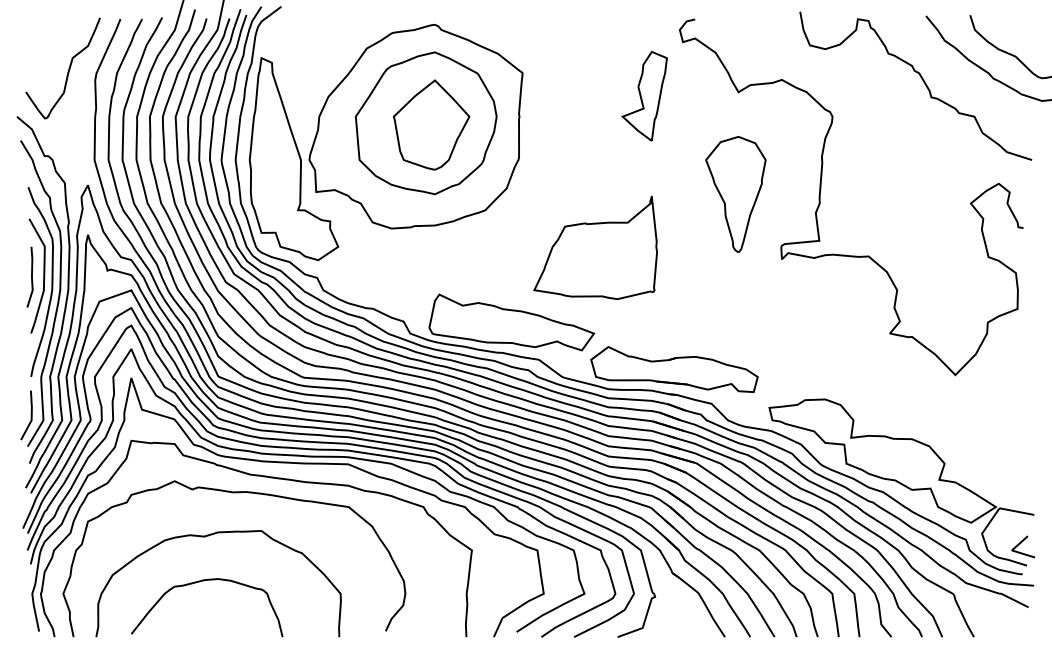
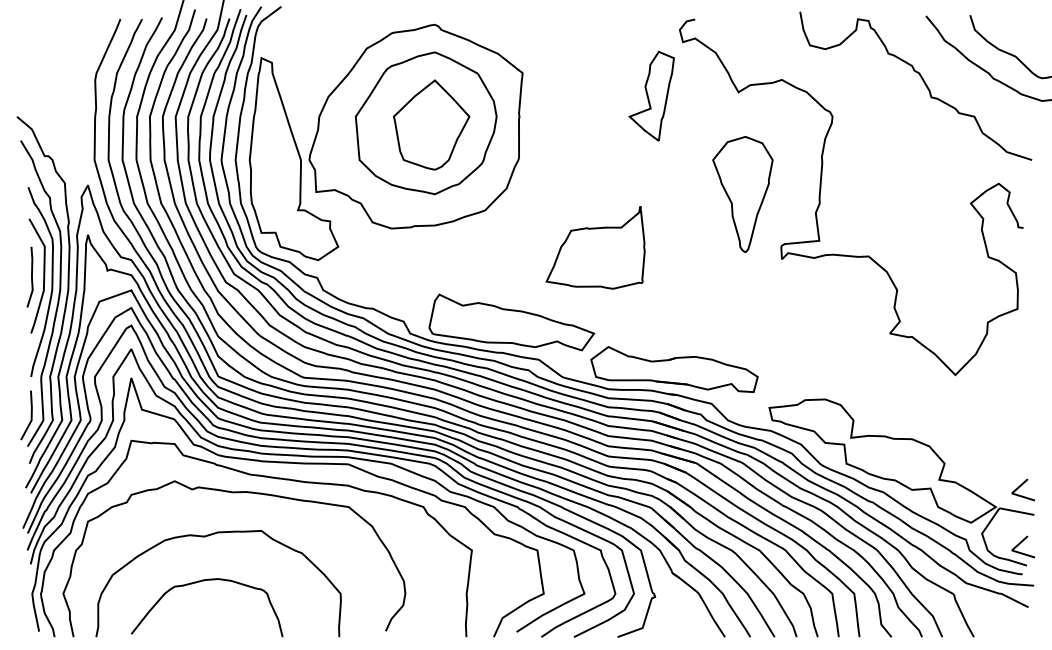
curve: present -> none (67, 71)
part position: (644, 95) -> (651, 95) (651, 95)
part position: (735, 194) -> (742, 194) (742, 194)
part size: 125x105 px -> 101x84 px (595, 247)
line: none -> present (1020, 487)
